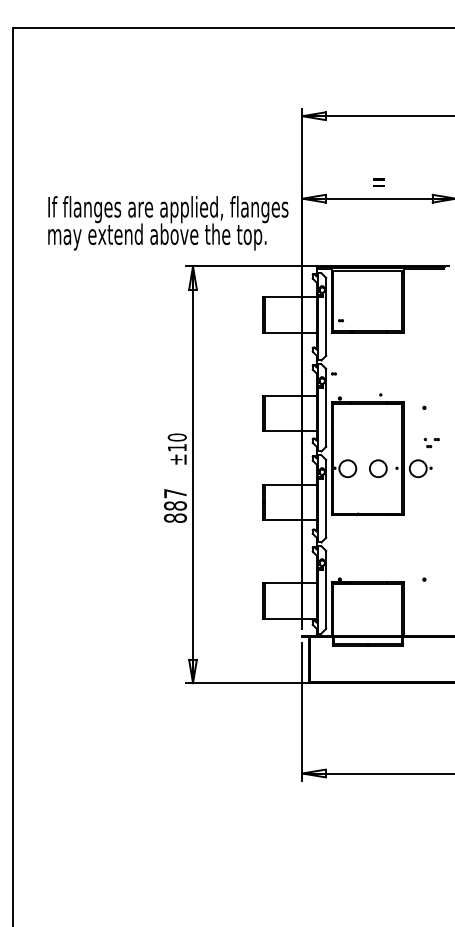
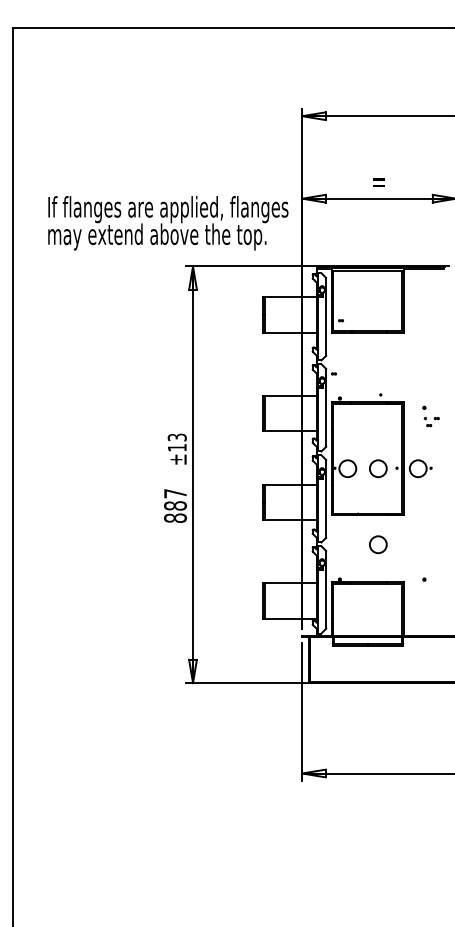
text: ±10 -> ±13 (176, 437)
part position: (431, 443) -> (431, 422) (431, 422)
circle: none -> present (378, 544)
